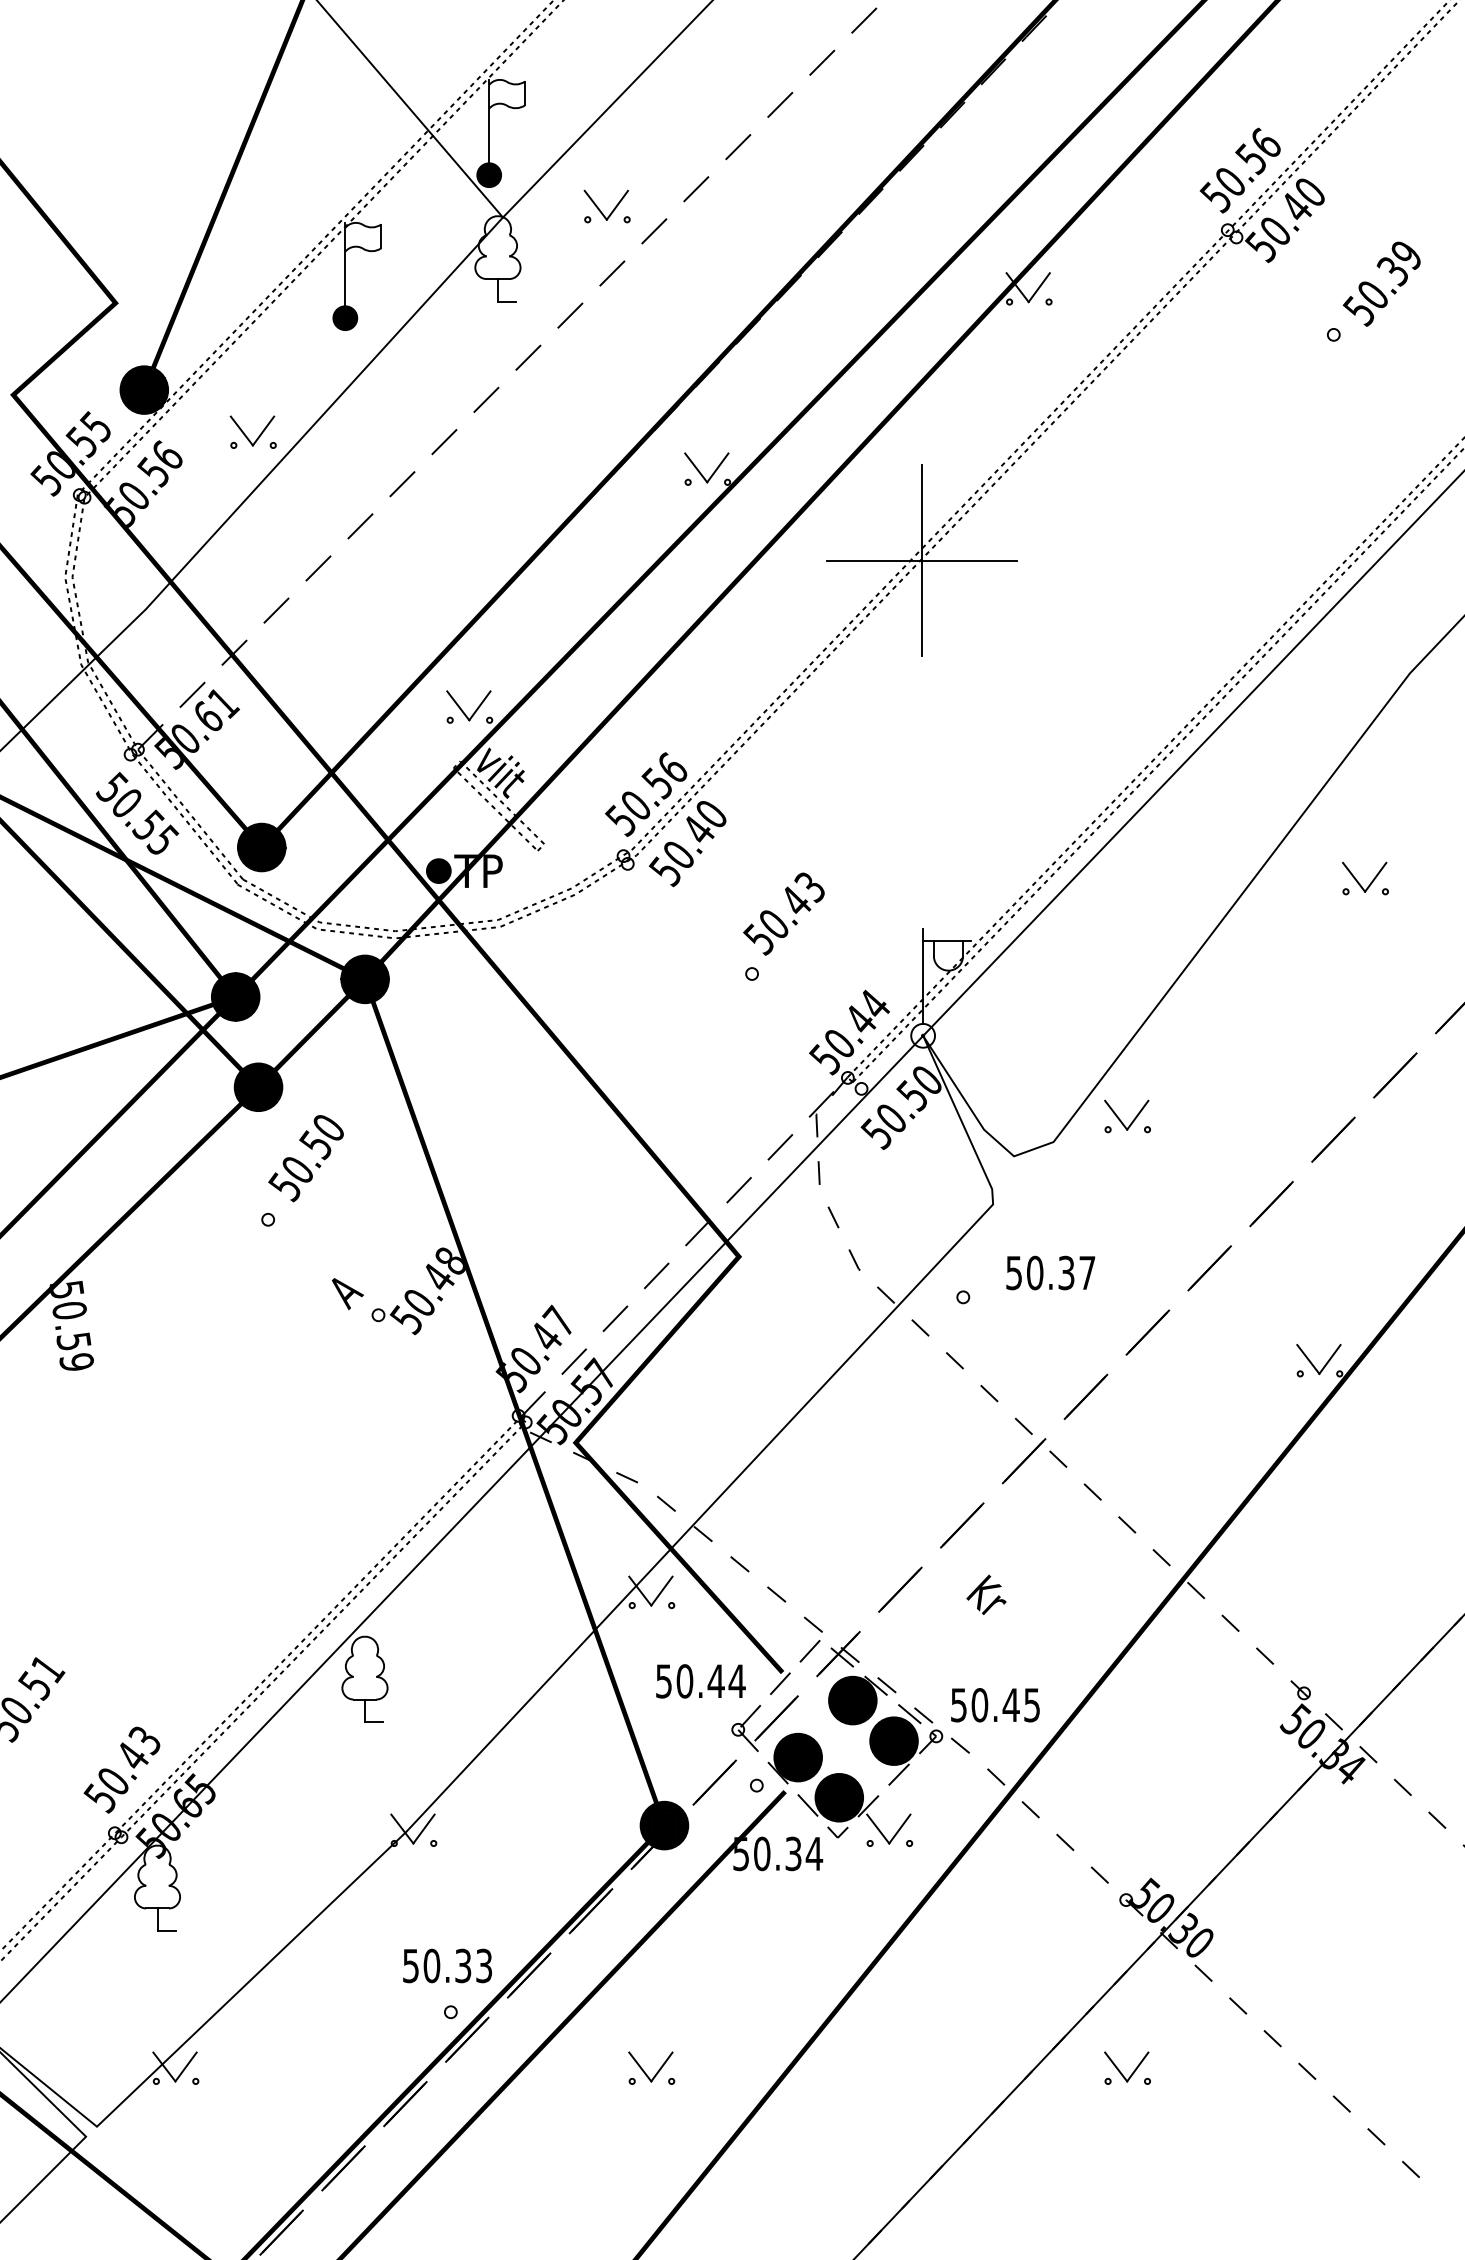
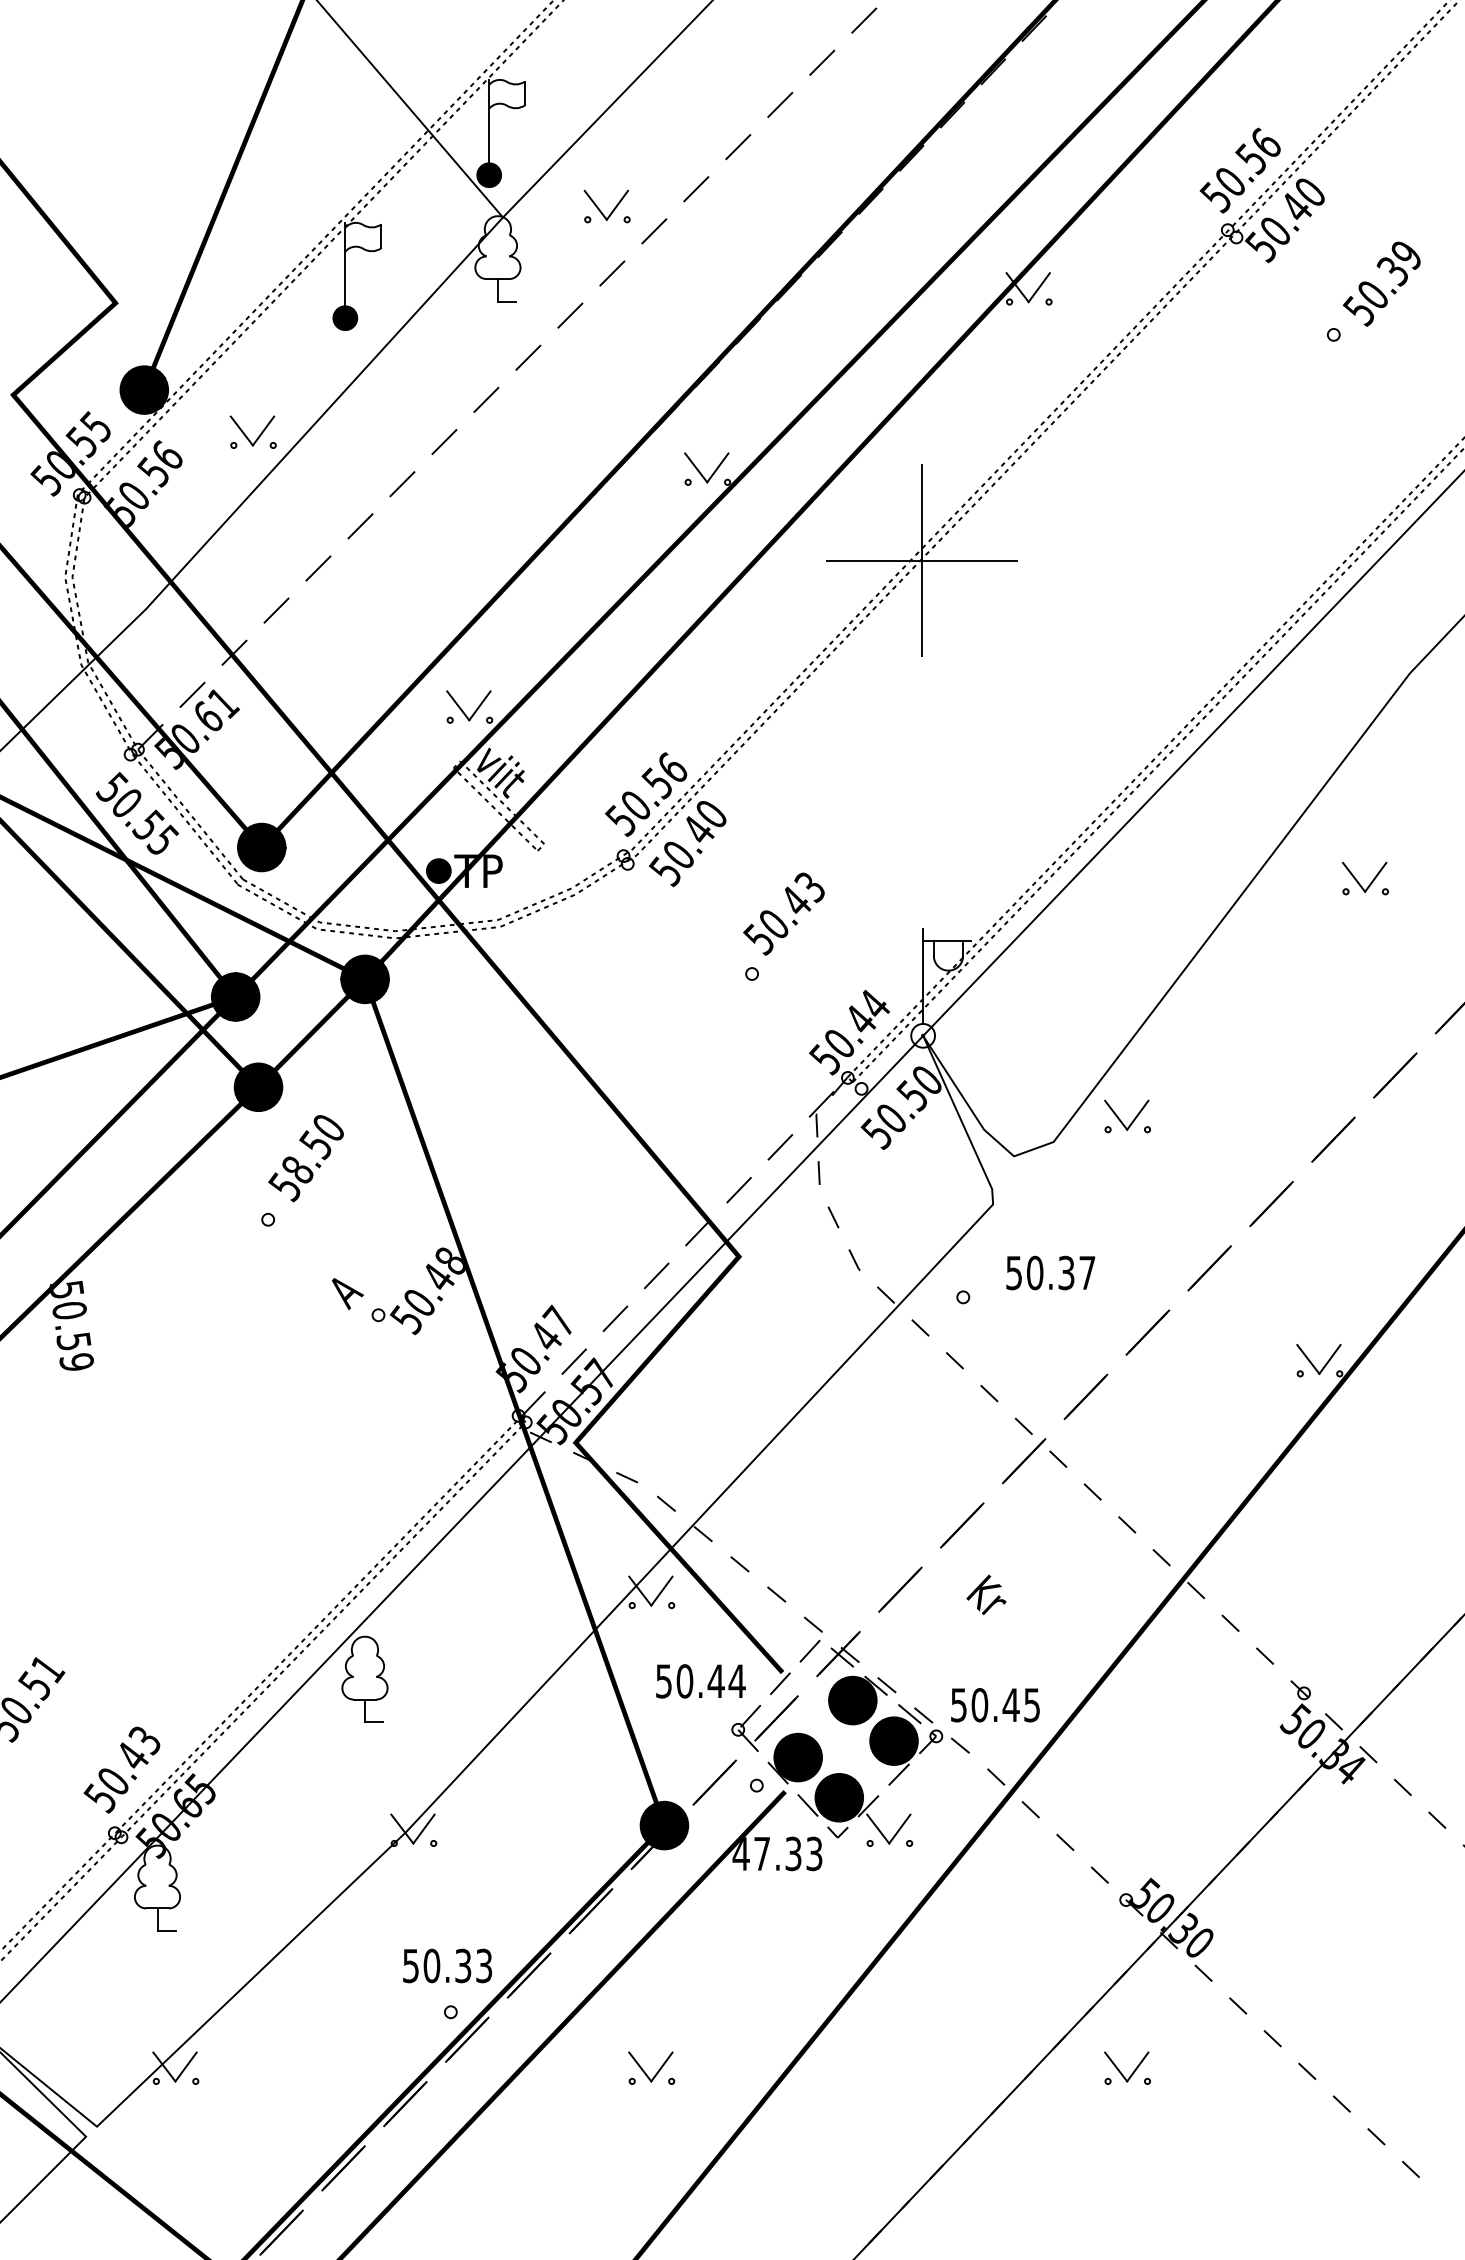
text: 50.50 -> 58.50 (297, 1169)
text: 50.34 -> 47.33 (777, 1853)
